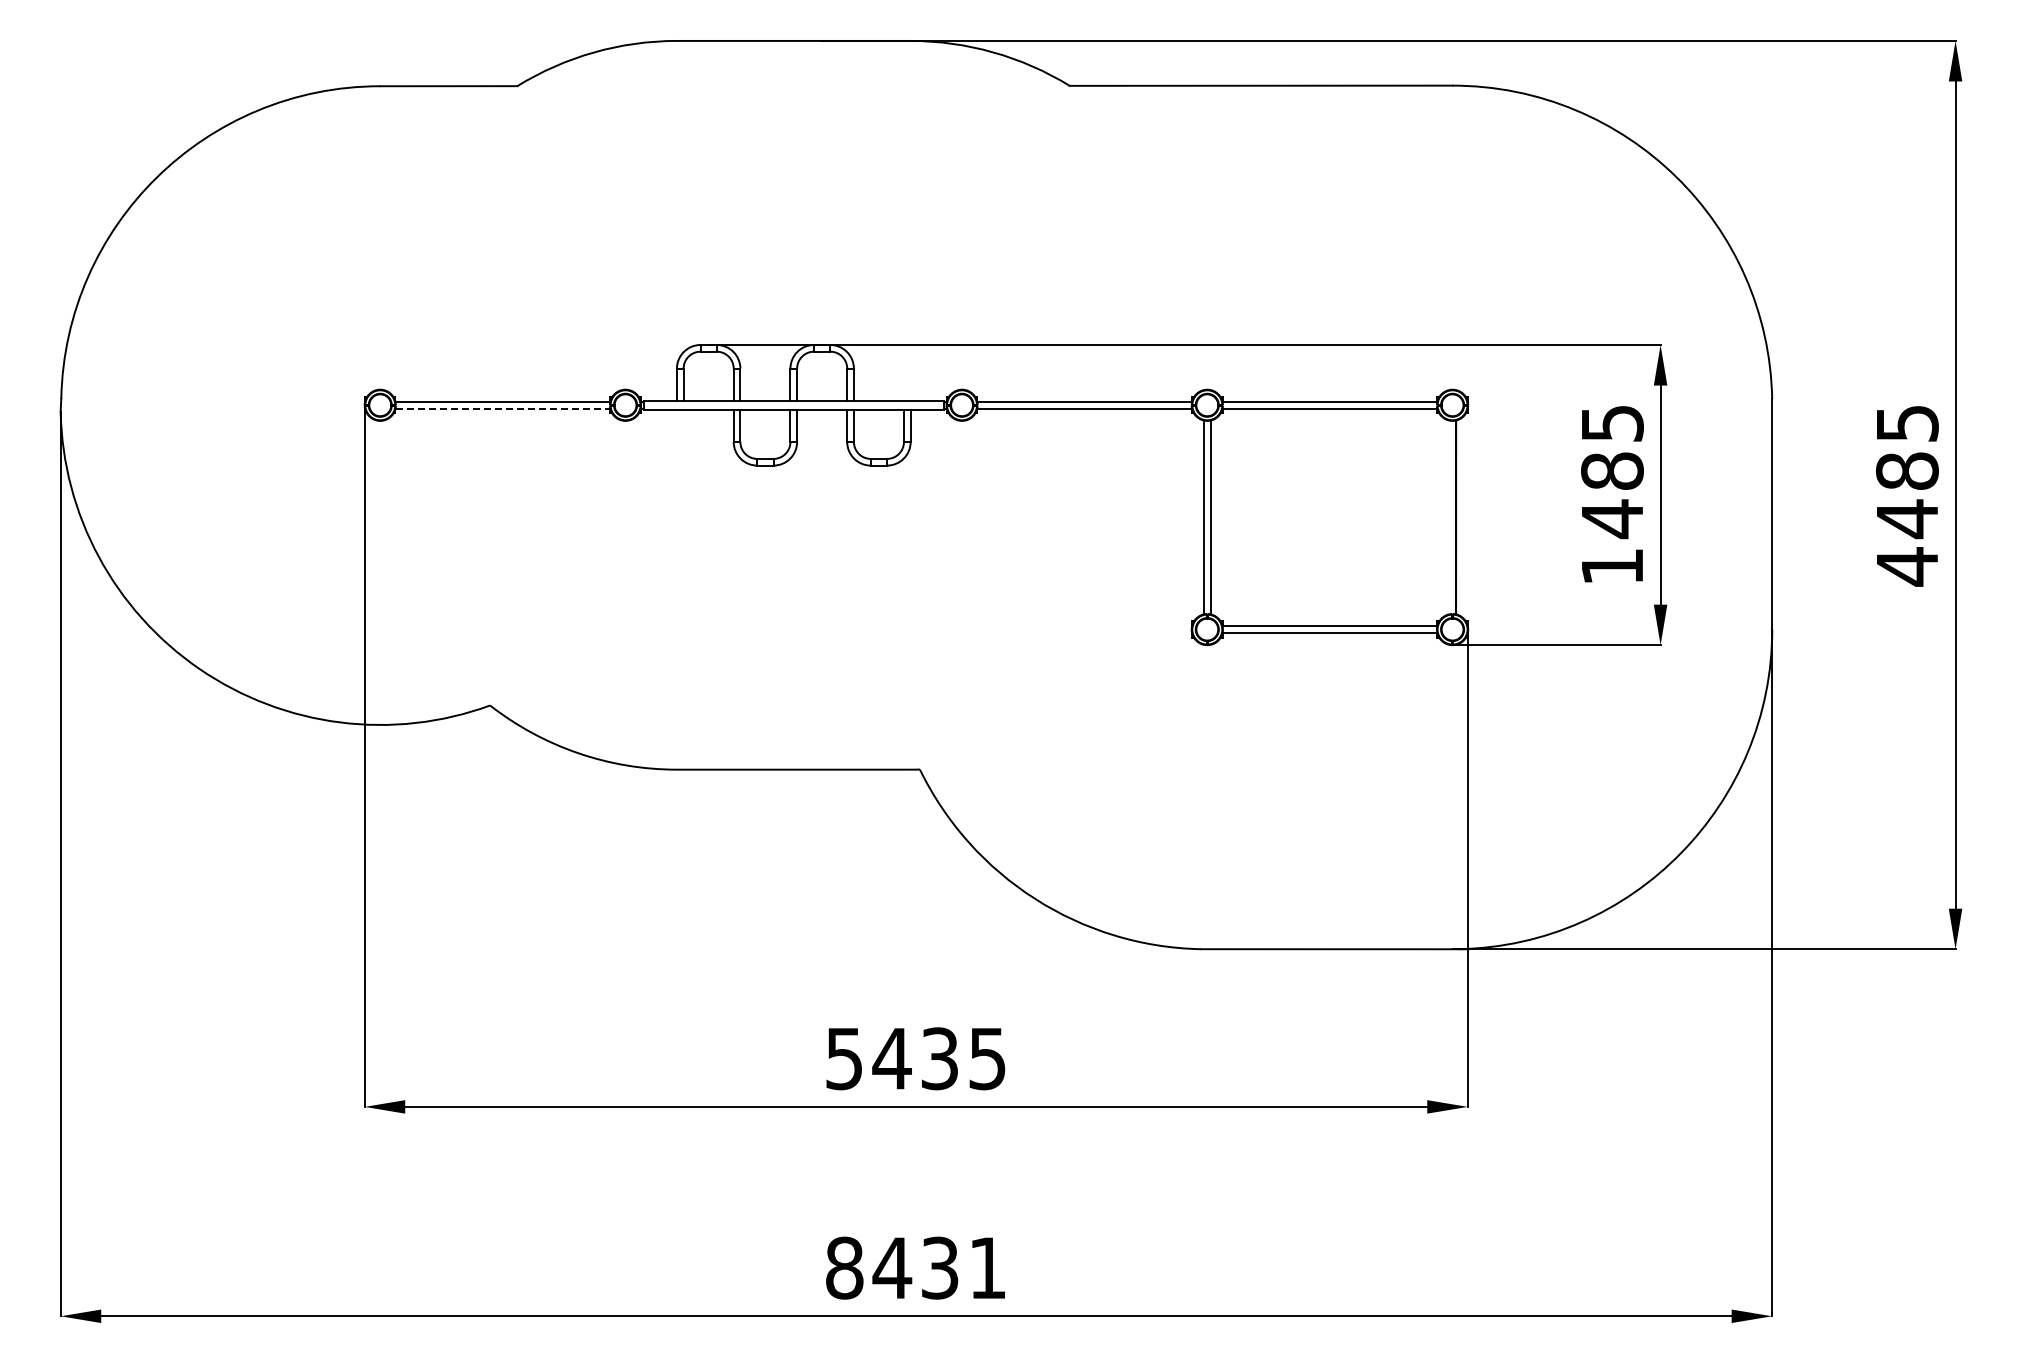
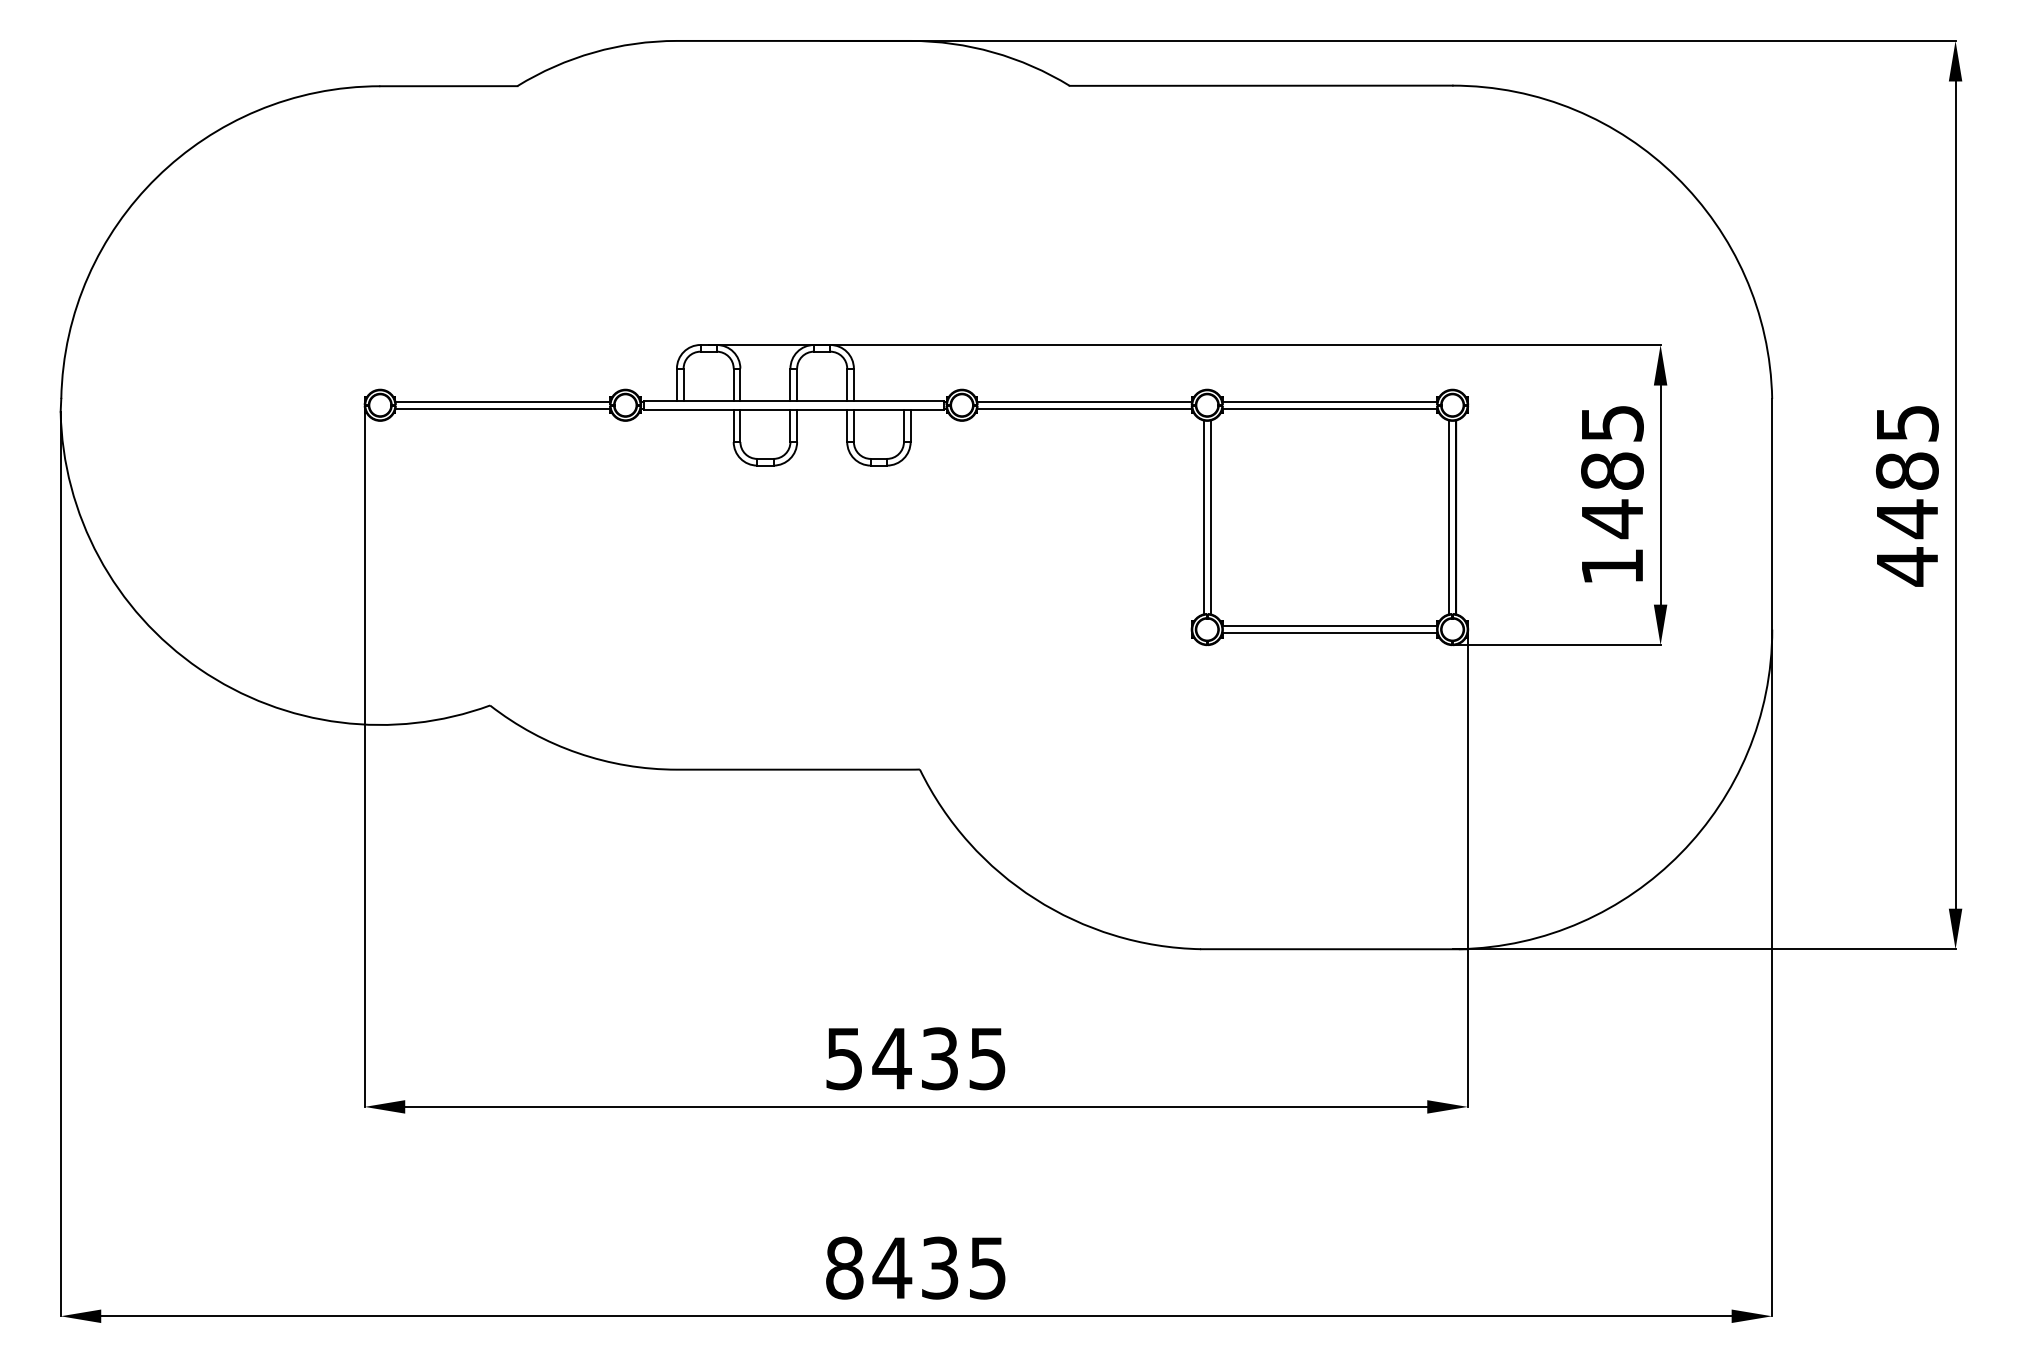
line: dashed -> solid (503, 408)
line: none -> present (1449, 517)
text: 8431 -> 8435 (987, 1268)
